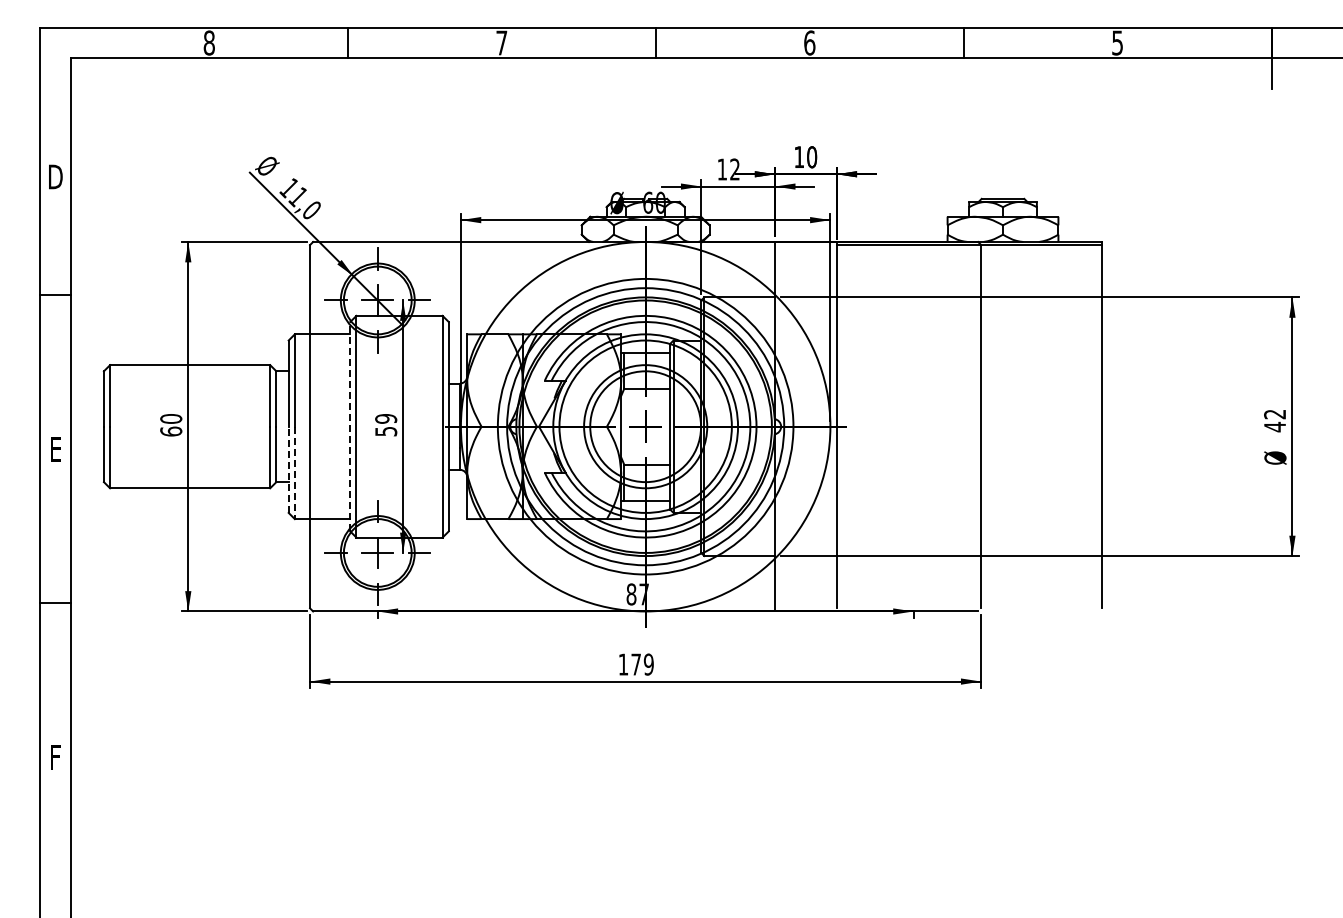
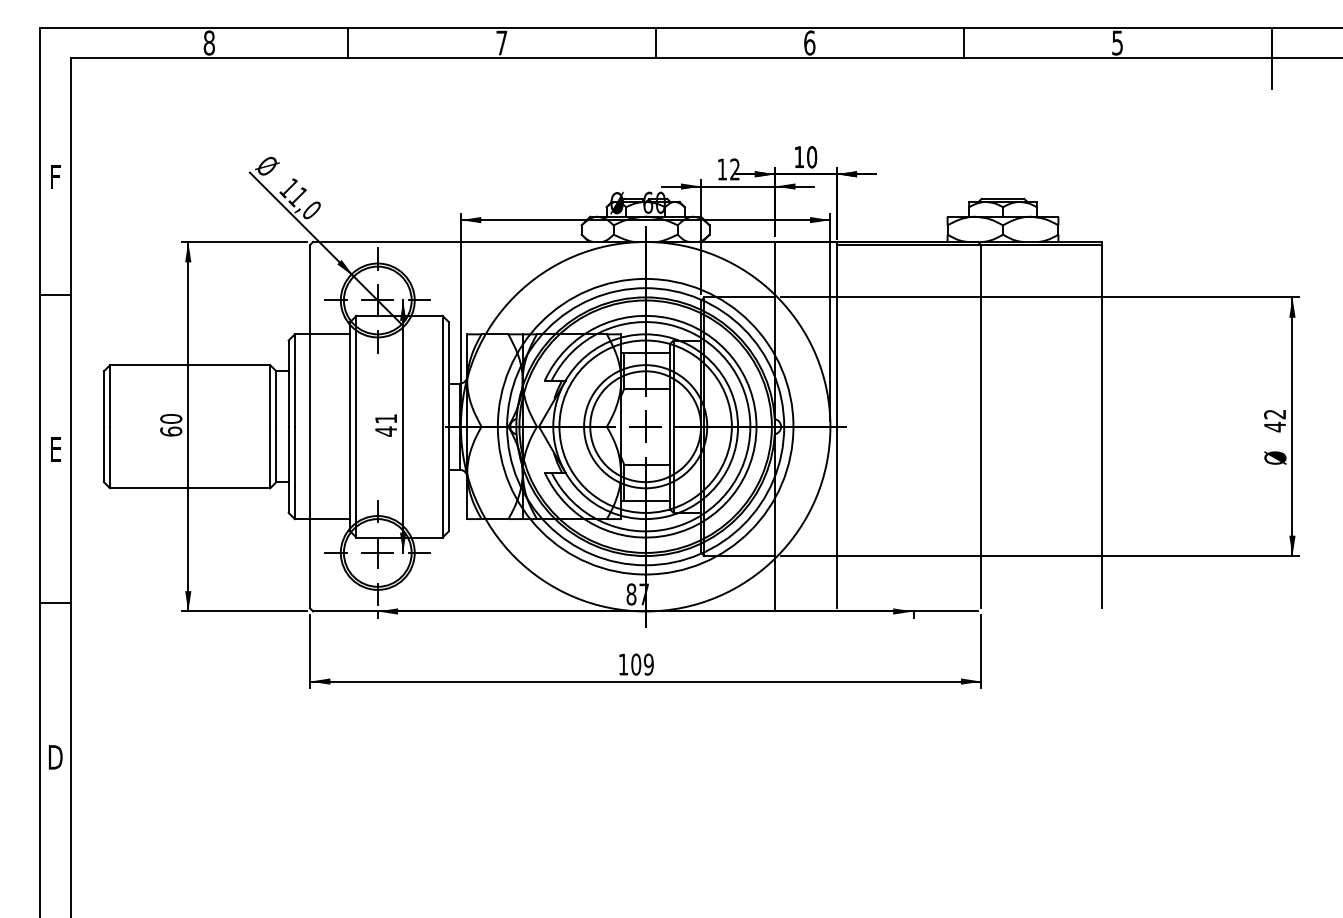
text: D -> F (55, 176)
text: 59 -> 41 (386, 425)
line: dashed -> solid (350, 426)
line: dashed -> solid (288, 469)
line: dashed -> solid (294, 473)
text: 179 -> 109 (636, 664)
text: F -> D (55, 757)
